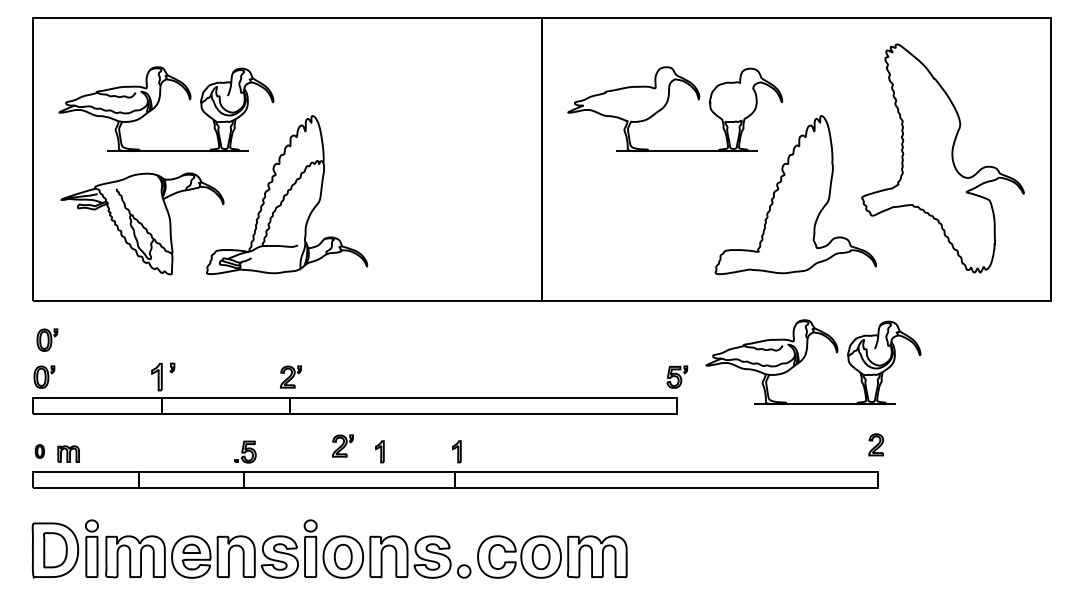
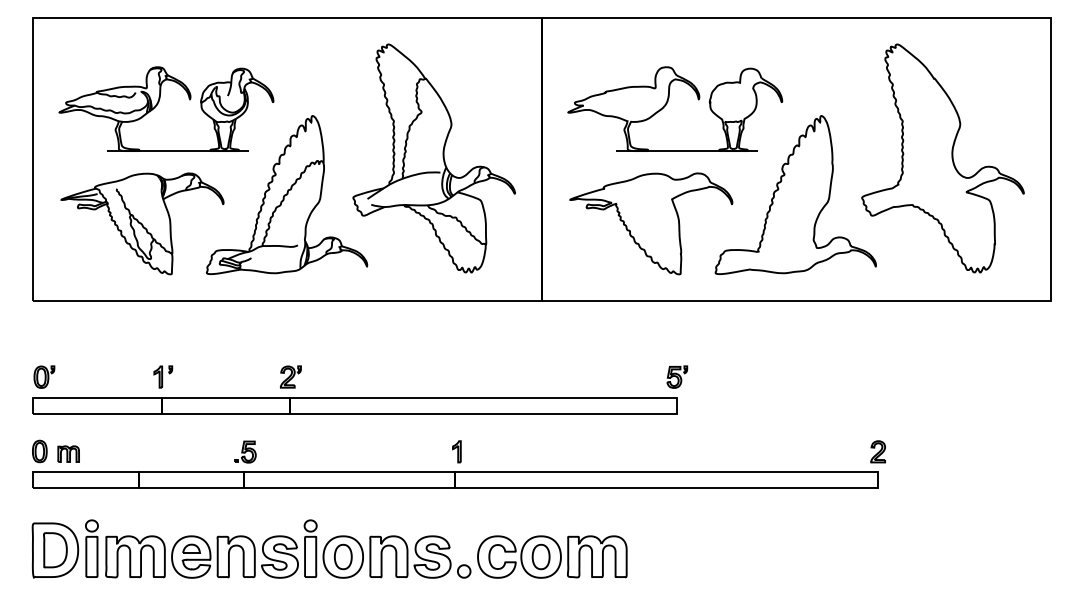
part: none -> present (433, 158)
part: none -> present (651, 223)
part: present -> none (47, 339)
part: present -> none (805, 357)
part size: 25x30 px -> 21x24 px (163, 376)
part position: (875, 444) -> (877, 451) (877, 451)
part: present -> none (342, 445)
part size: 11x15 px -> 16x25 px (39, 451)
part: present -> none (379, 451)
